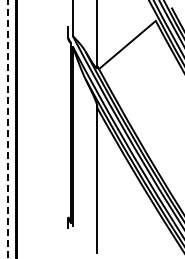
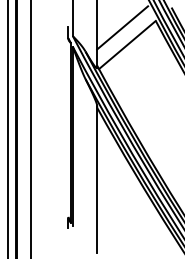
line: none -> present (122, 27)
line: none -> present (30, 128)
line: dashed -> solid (8, 129)
